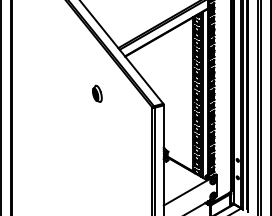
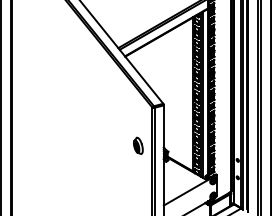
part position: (97, 93) -> (138, 145) (138, 145)
